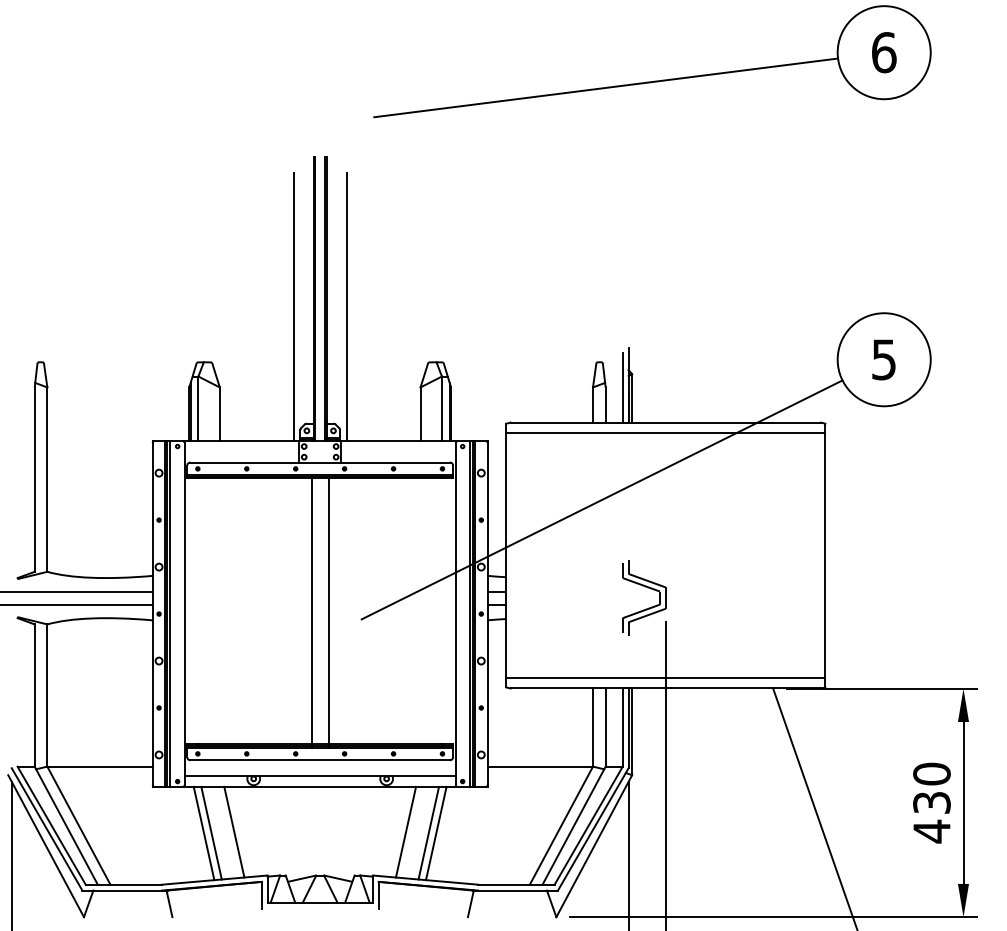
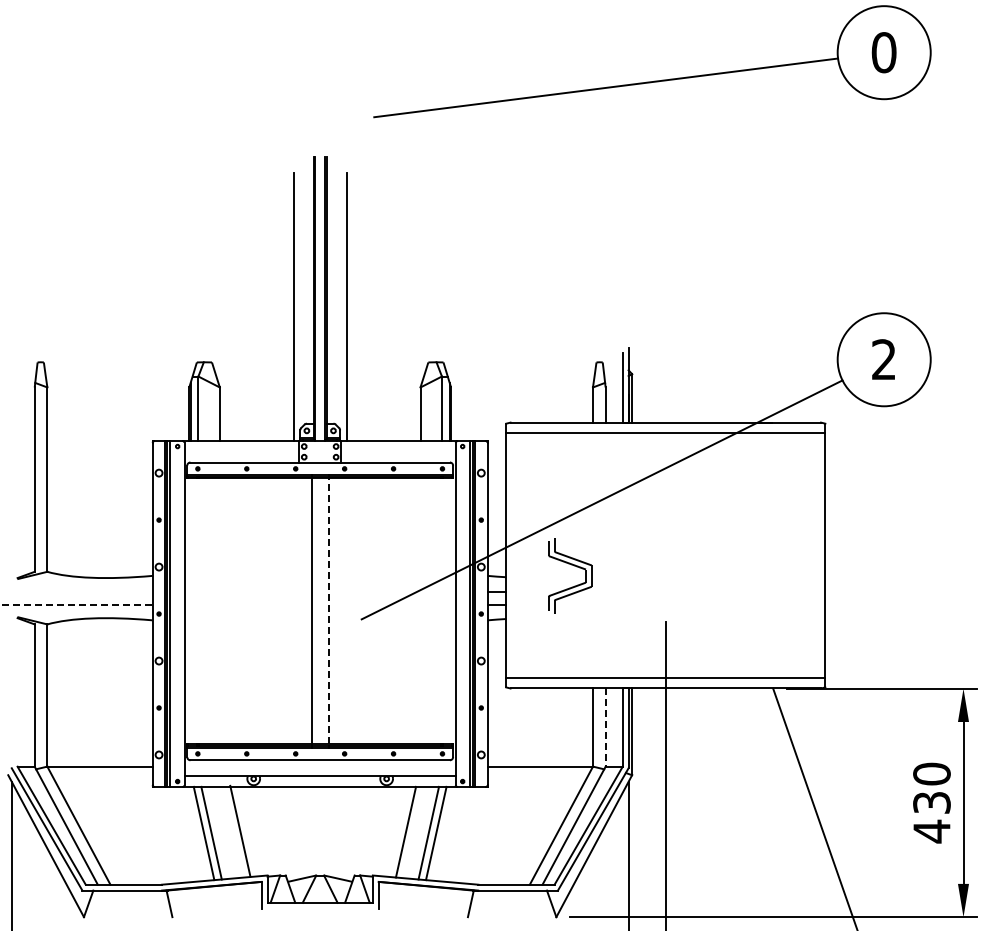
text: 6 -> 0 (883, 52)
text: 5 -> 2 (883, 359)
part position: (648, 588) -> (574, 566) (574, 566)
line: present -> none (77, 591)
line: solid -> dashed (77, 604)
line: solid -> dashed (328, 611)
line: solid -> dashed (605, 728)
line position: (234, 831) -> (240, 830) (240, 830)
